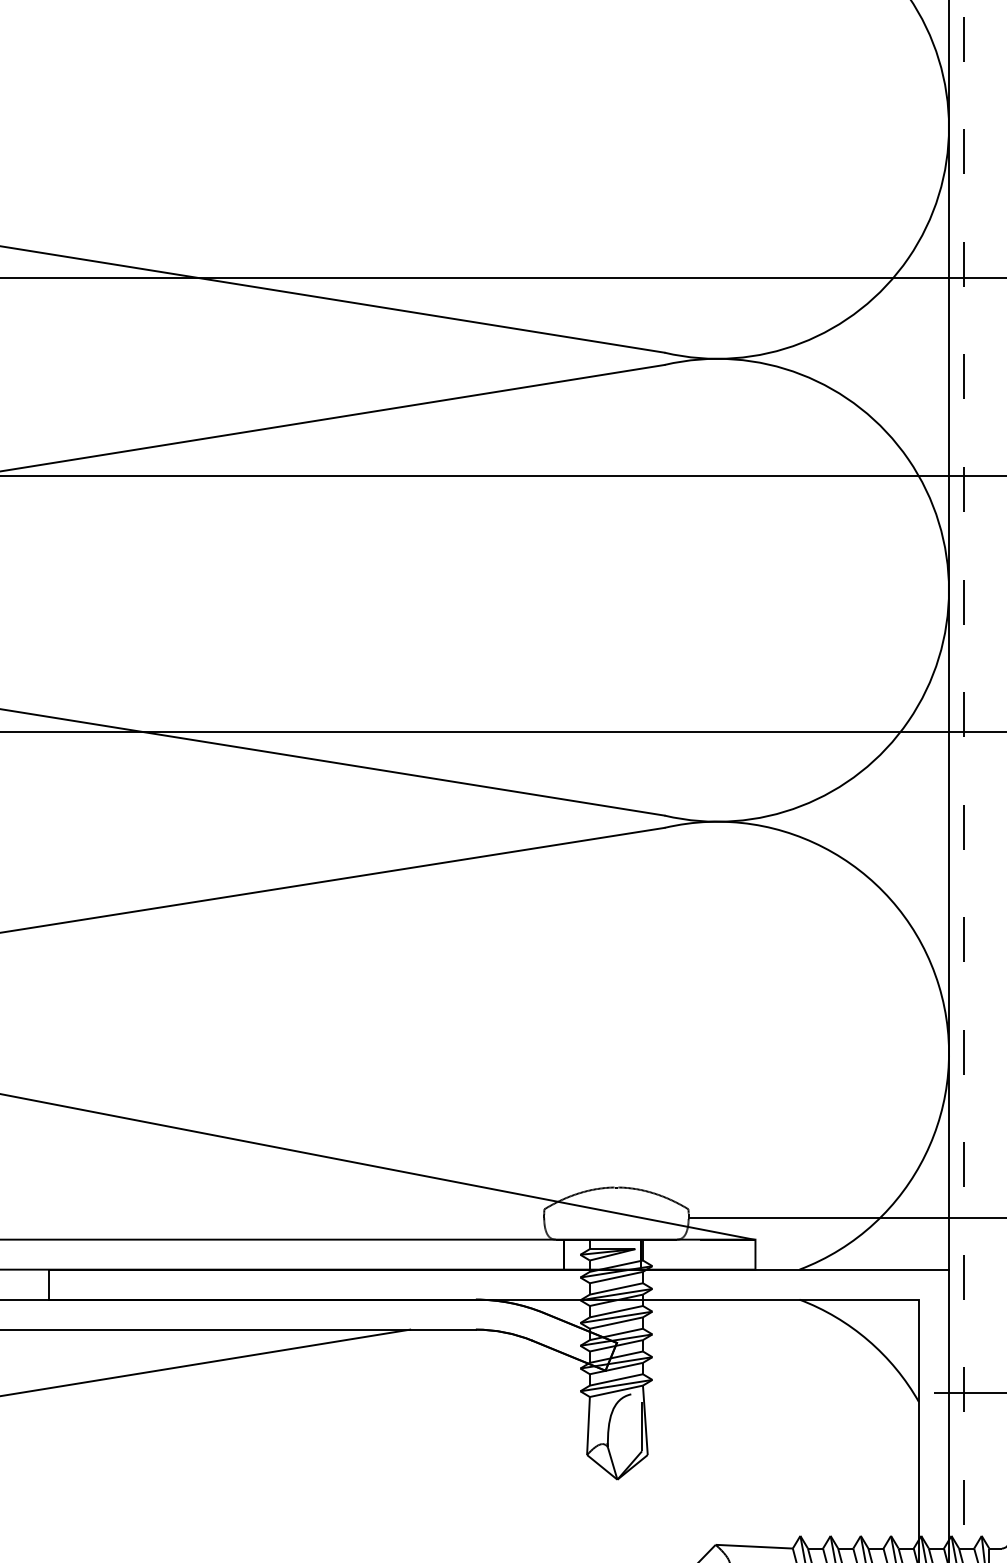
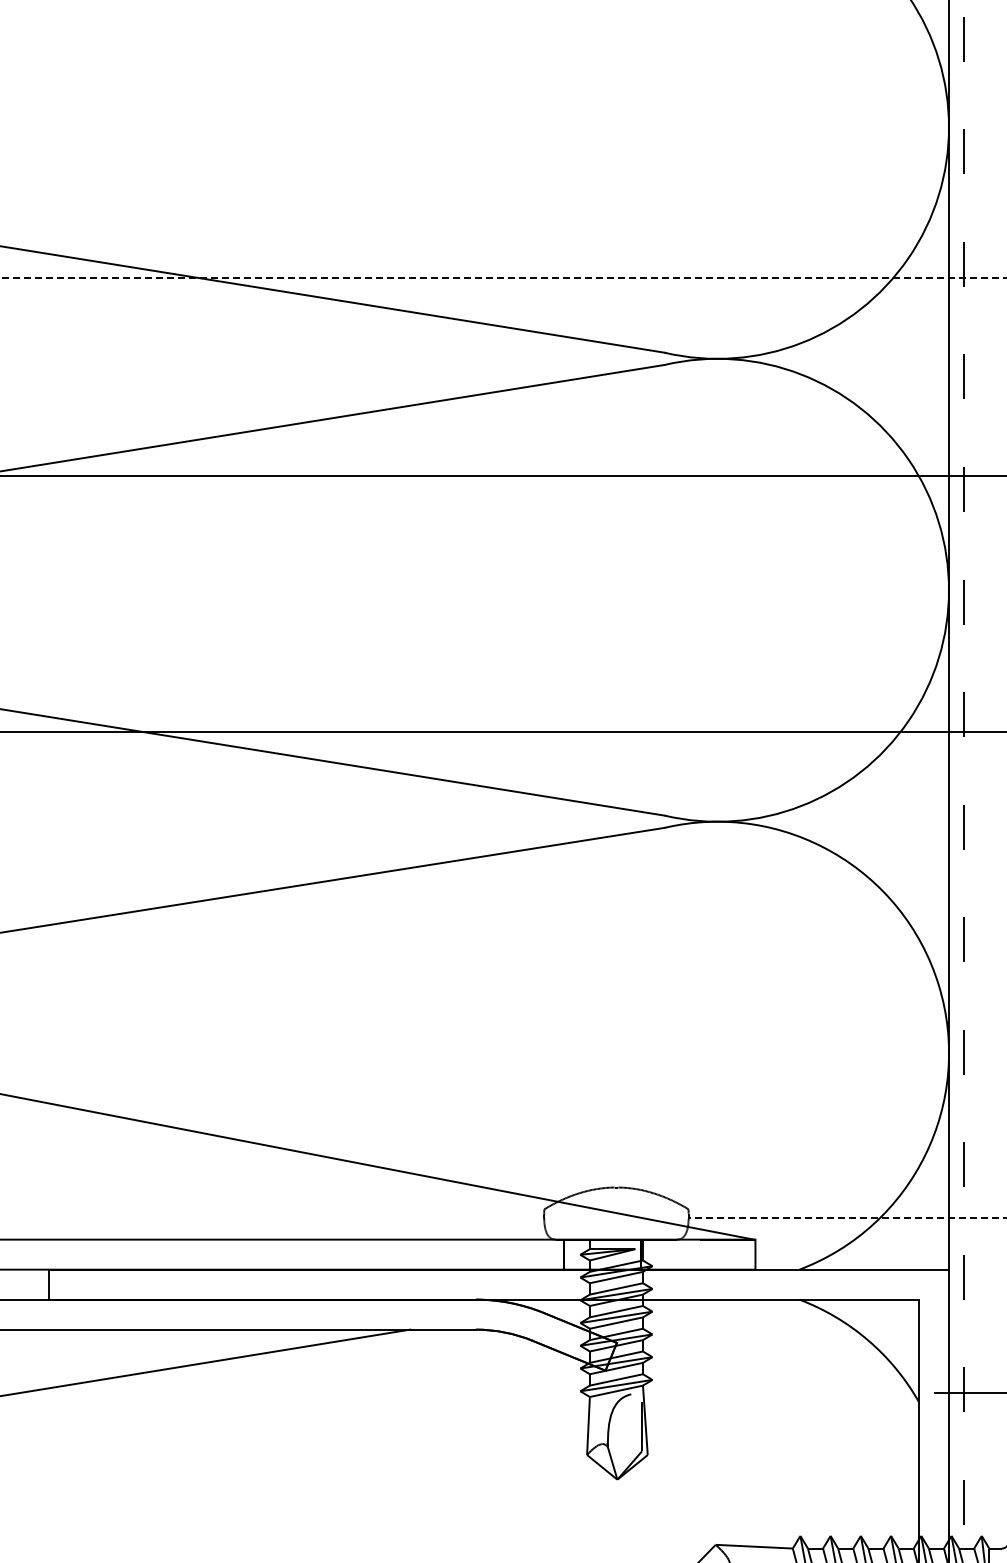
line: solid -> dashed (503, 277)
line: solid -> dashed (847, 1217)
